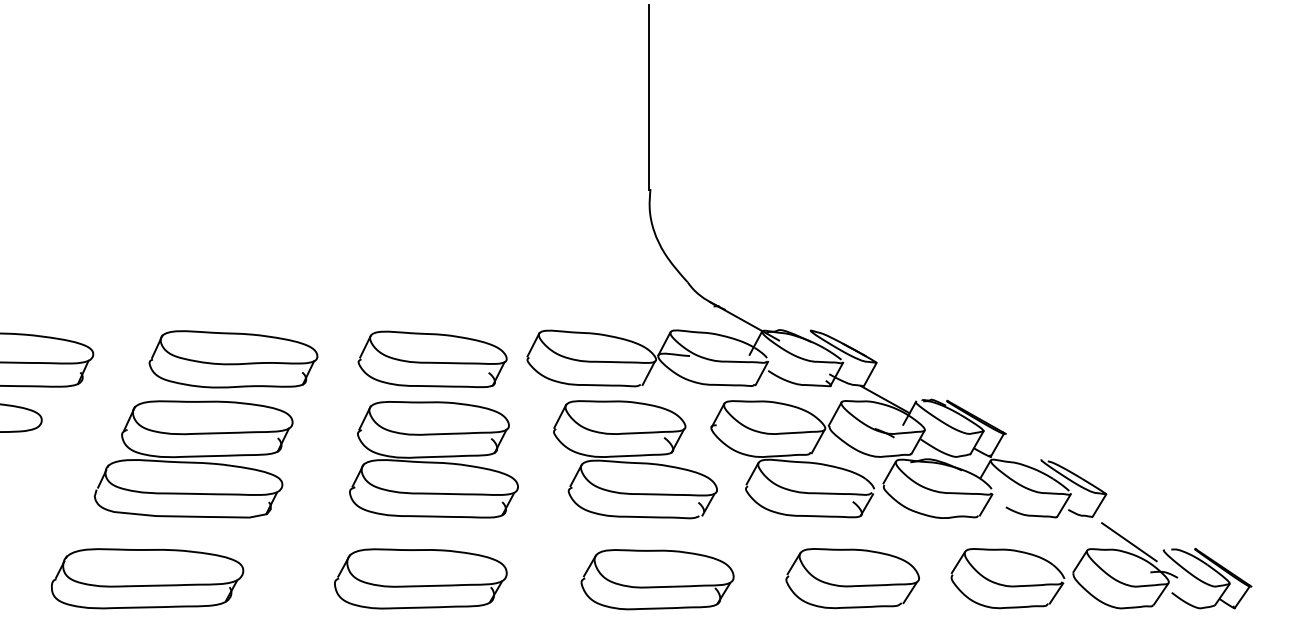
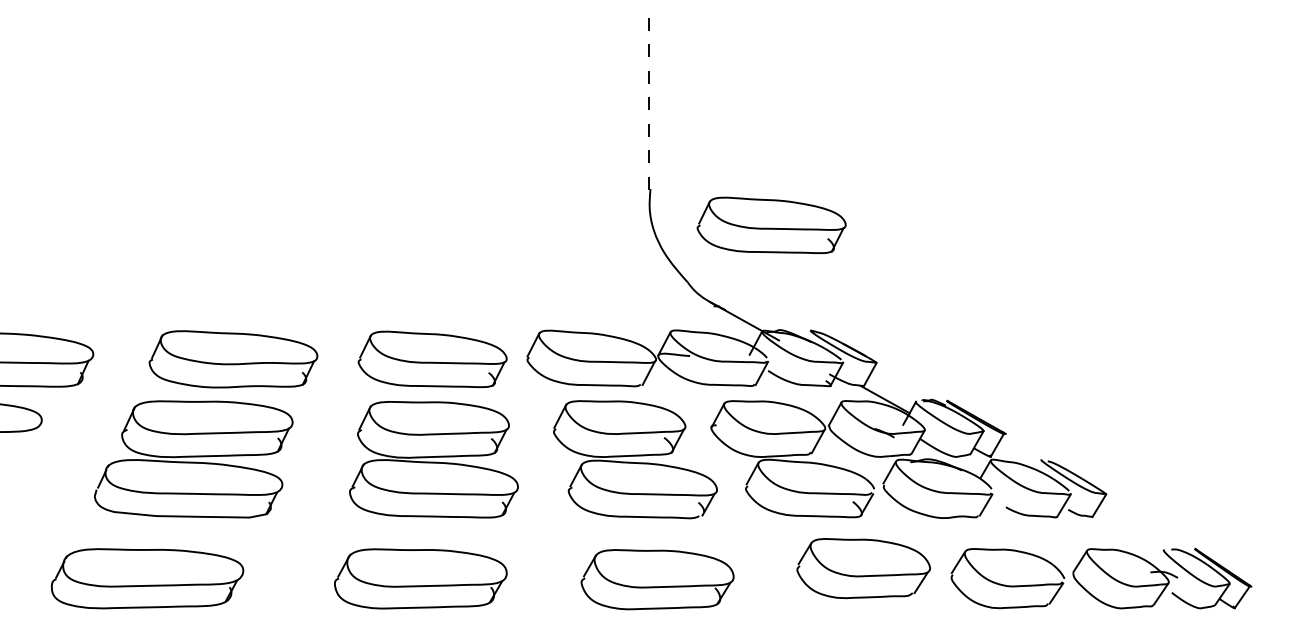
line: solid -> dashed (649, 97)
part: none -> present (771, 224)
line: present -> none (1129, 542)
part position: (852, 578) -> (863, 568) (863, 568)
